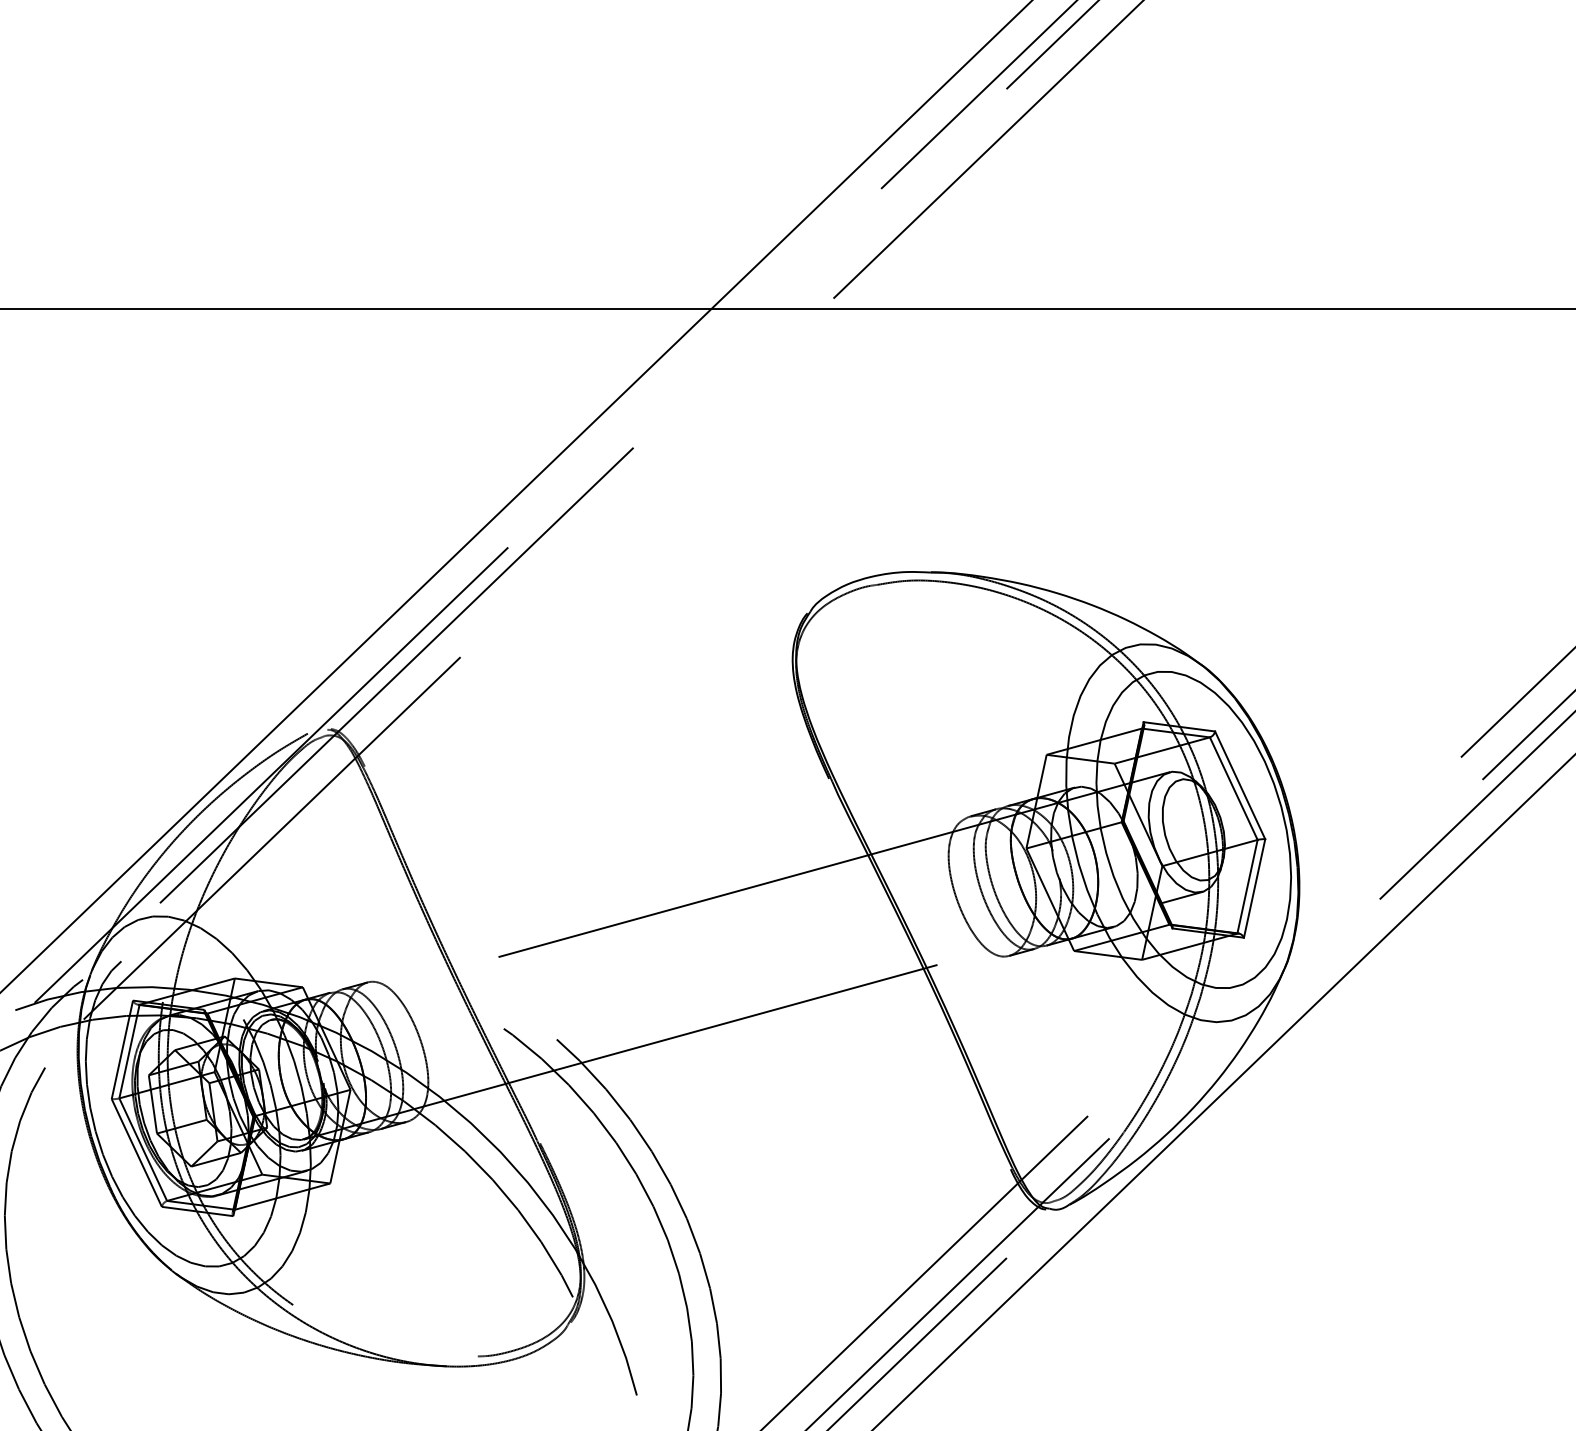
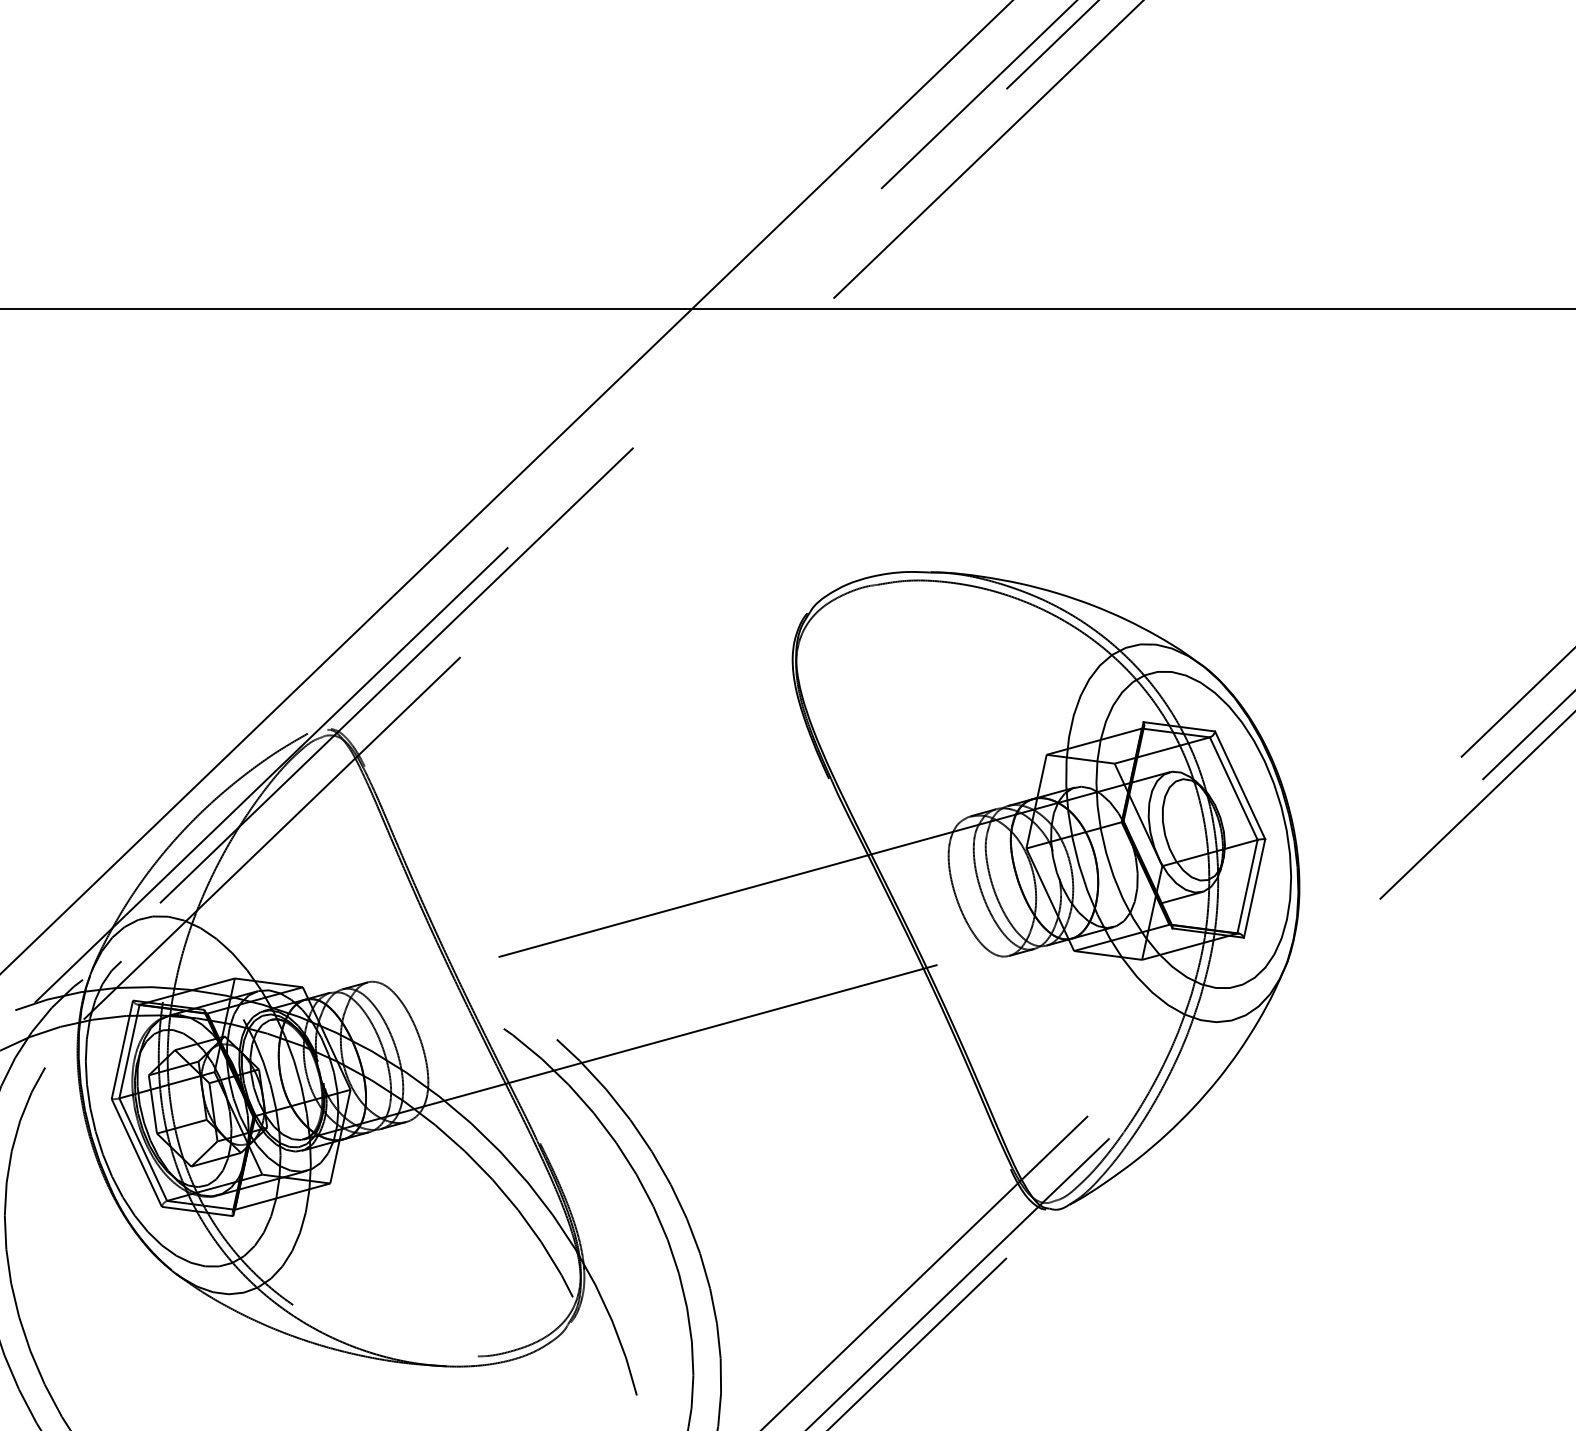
line position: (516, 496) -> (506, 487) (506, 487)
line: present -> none (1223, 1091)
